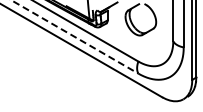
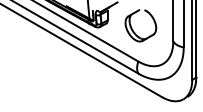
part position: (133, 23) -> (133, 29) (133, 29)
line: dashed -> solid (75, 37)
